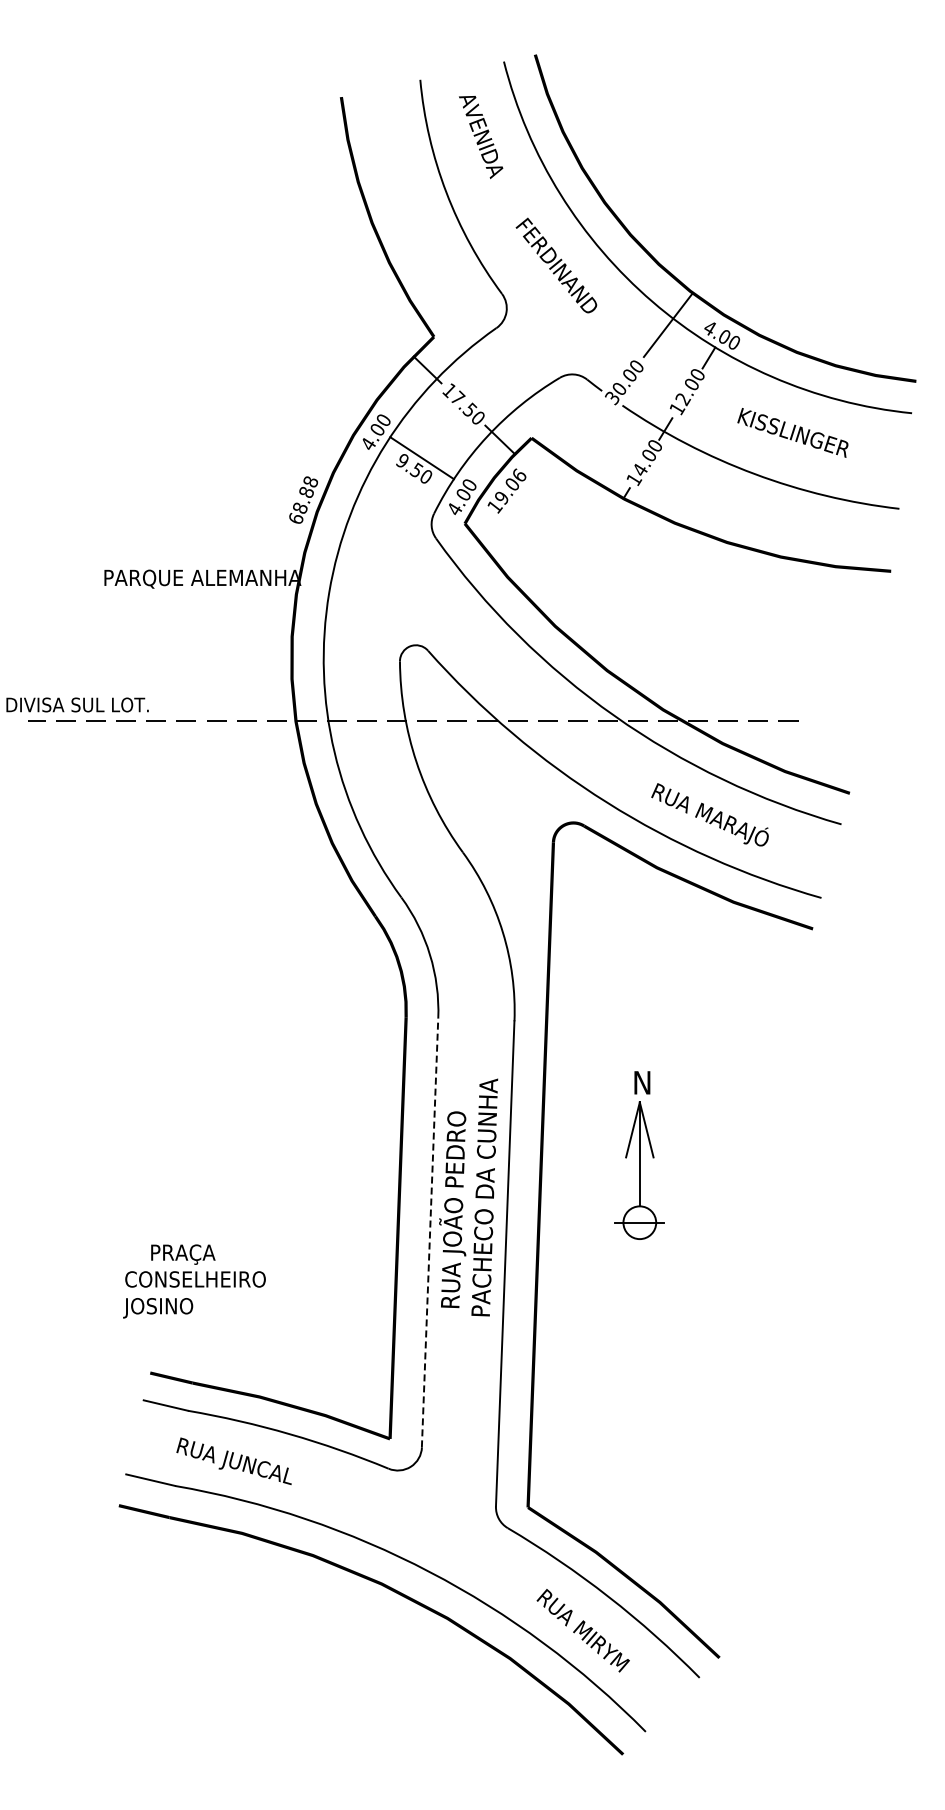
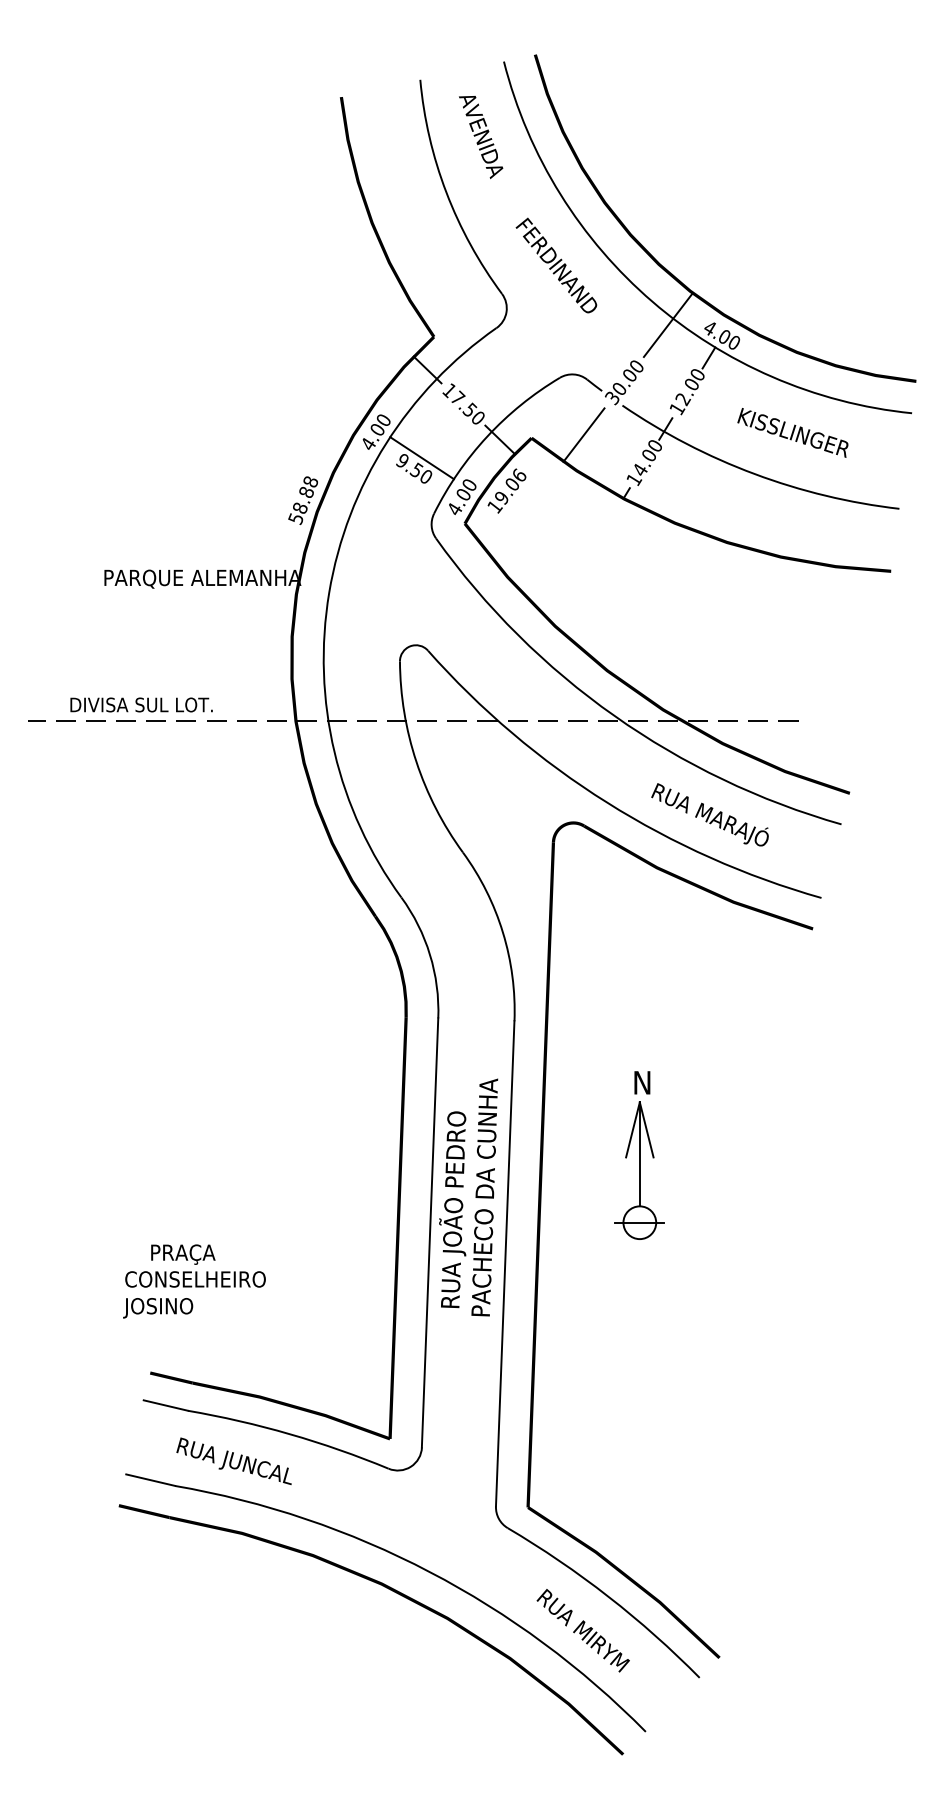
line: none -> present (583, 434)
text: 68.88 -> 58.88 (295, 518)
text position: (77, 704) -> (141, 704) (141, 704)
line: dashed -> solid (430, 1232)
